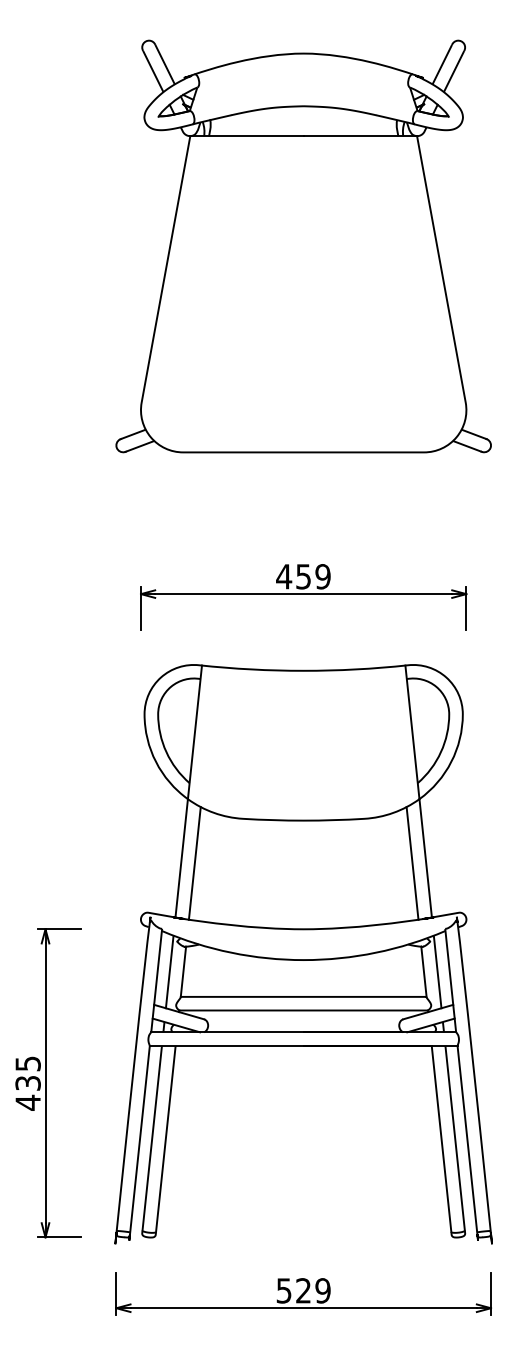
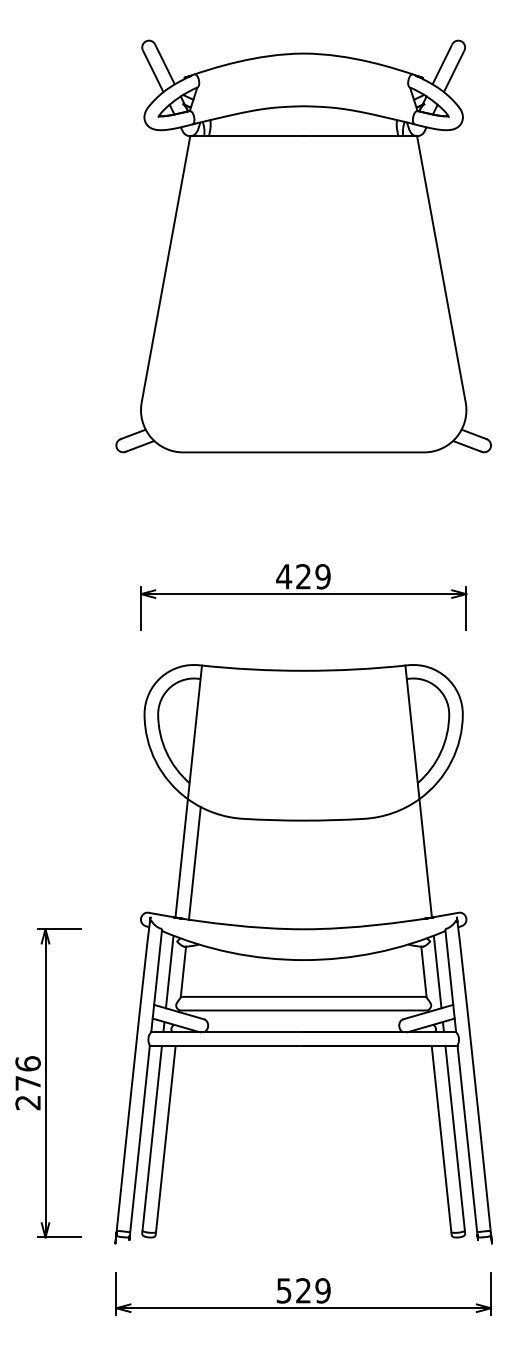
text: 459 -> 429 (303, 576)
line: present -> none (412, 863)
text: 435 -> 276 (27, 1083)
